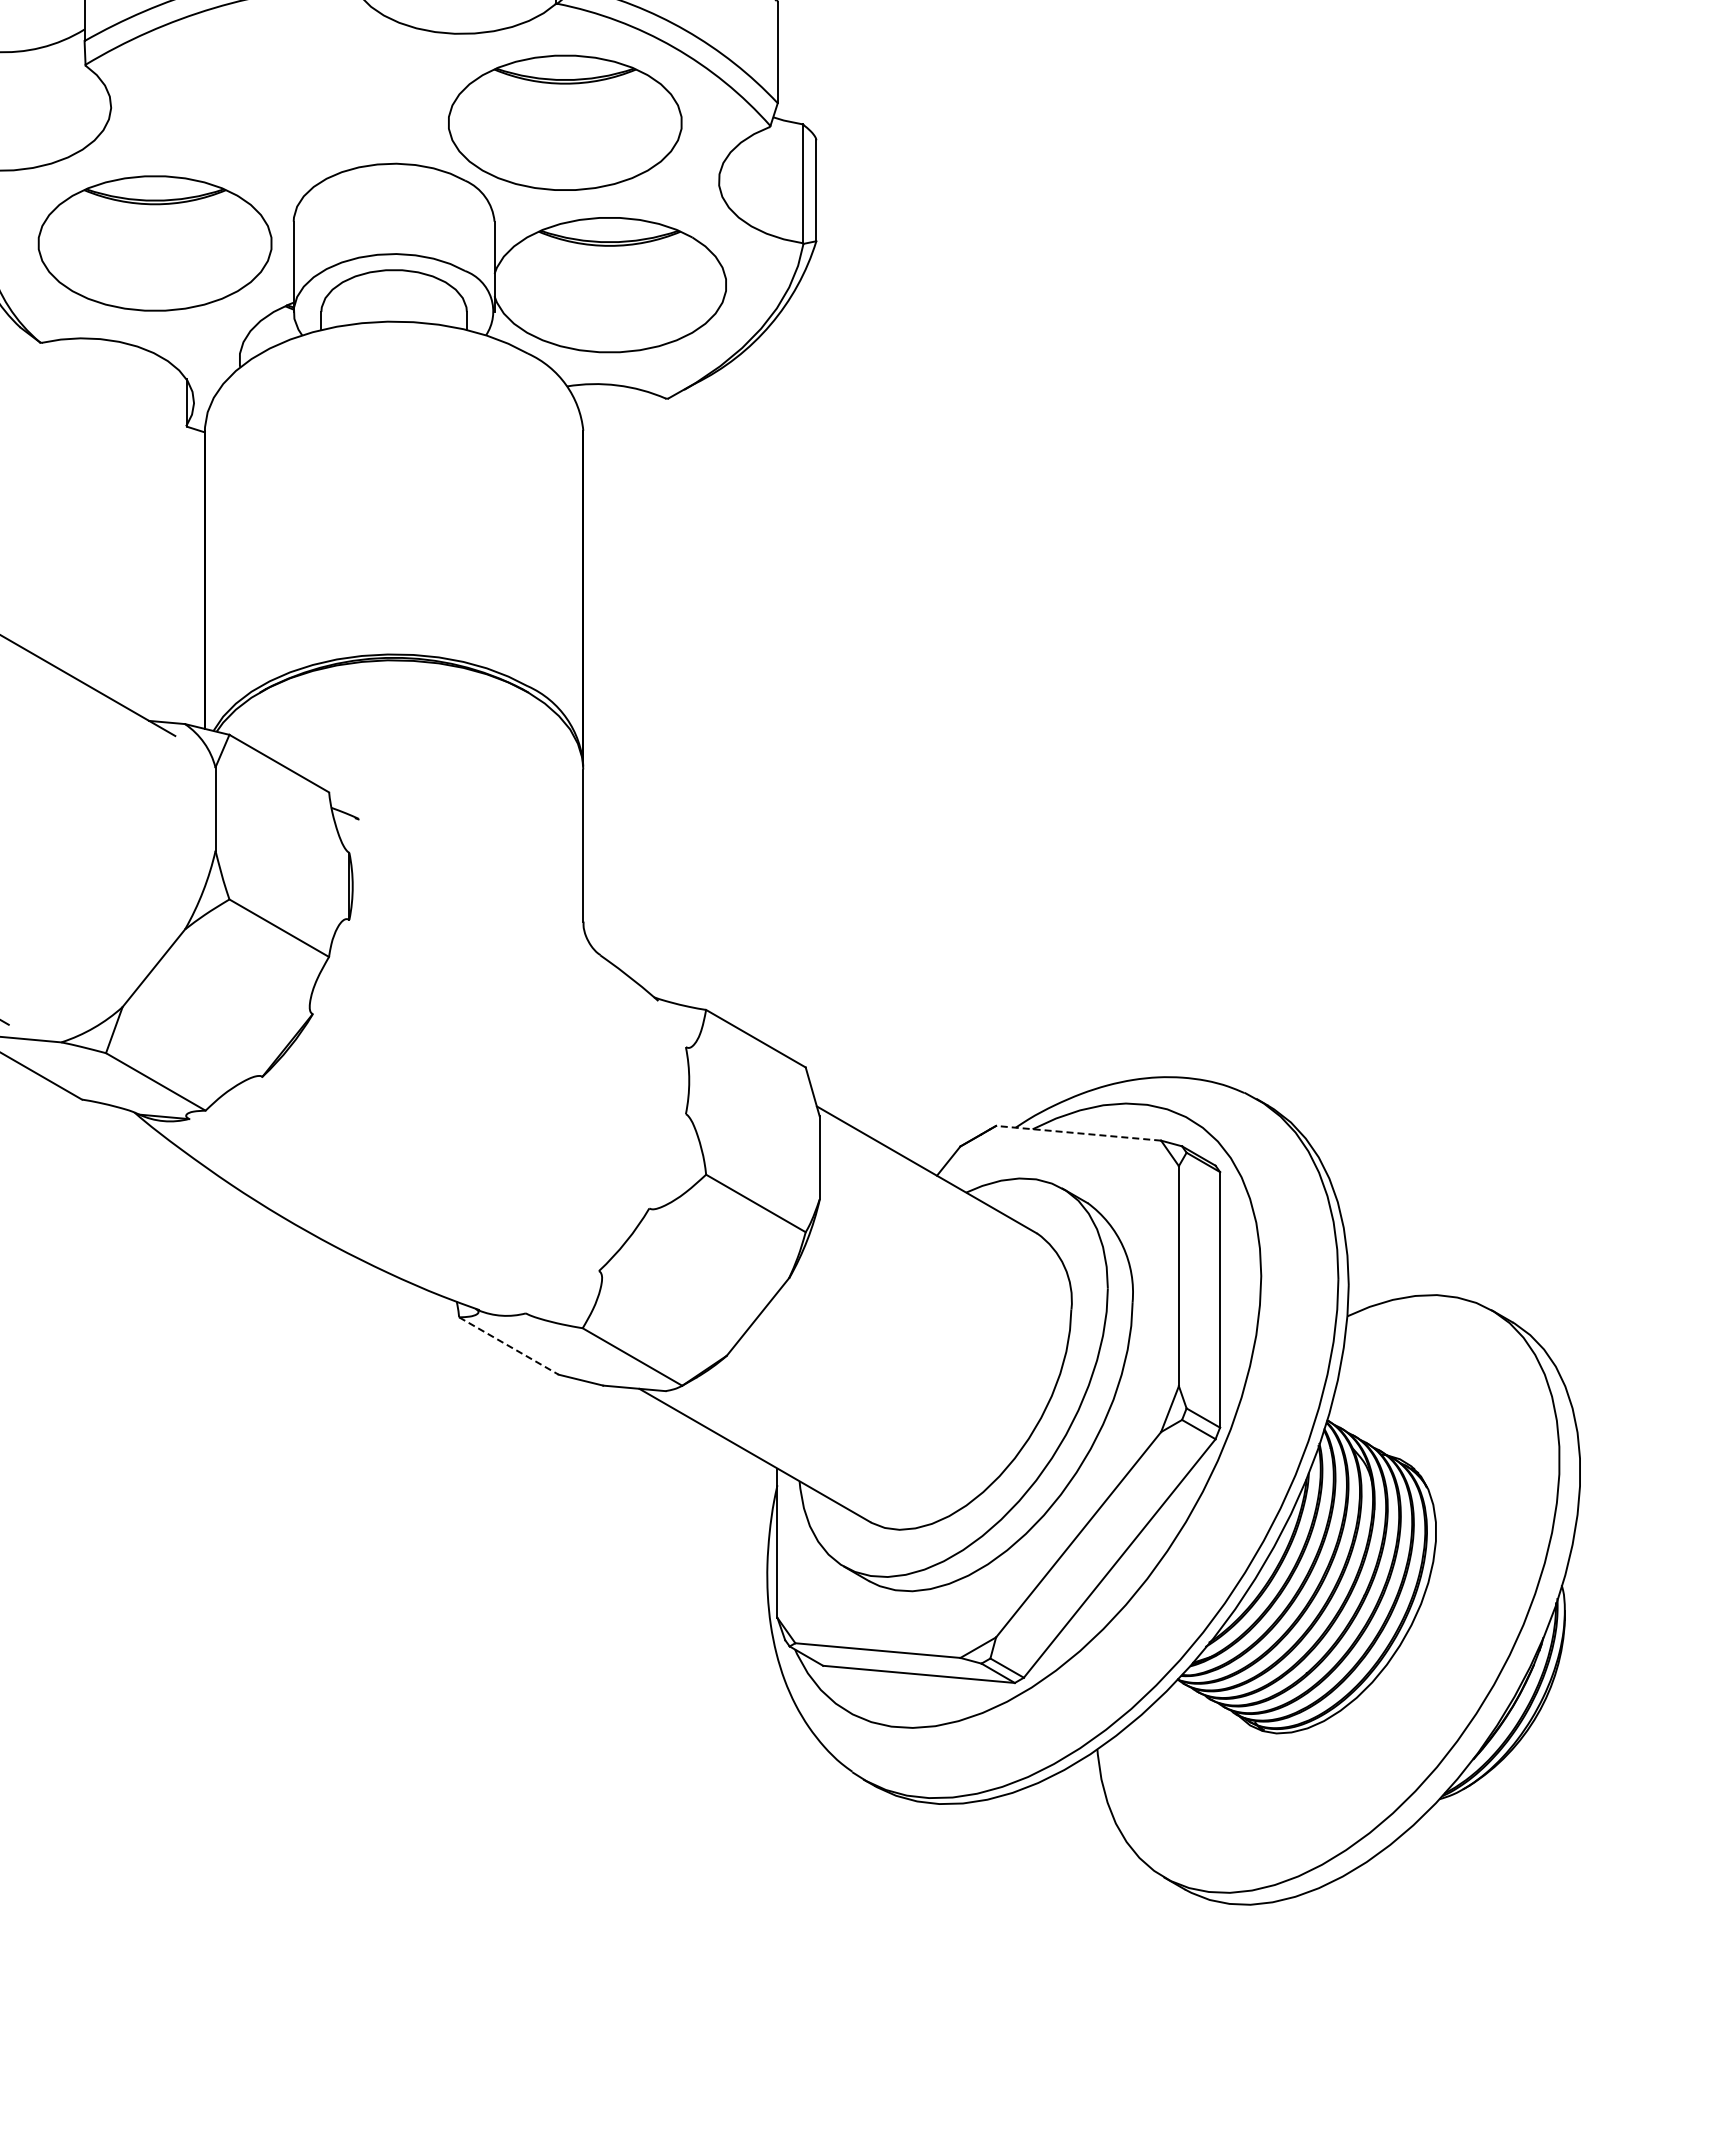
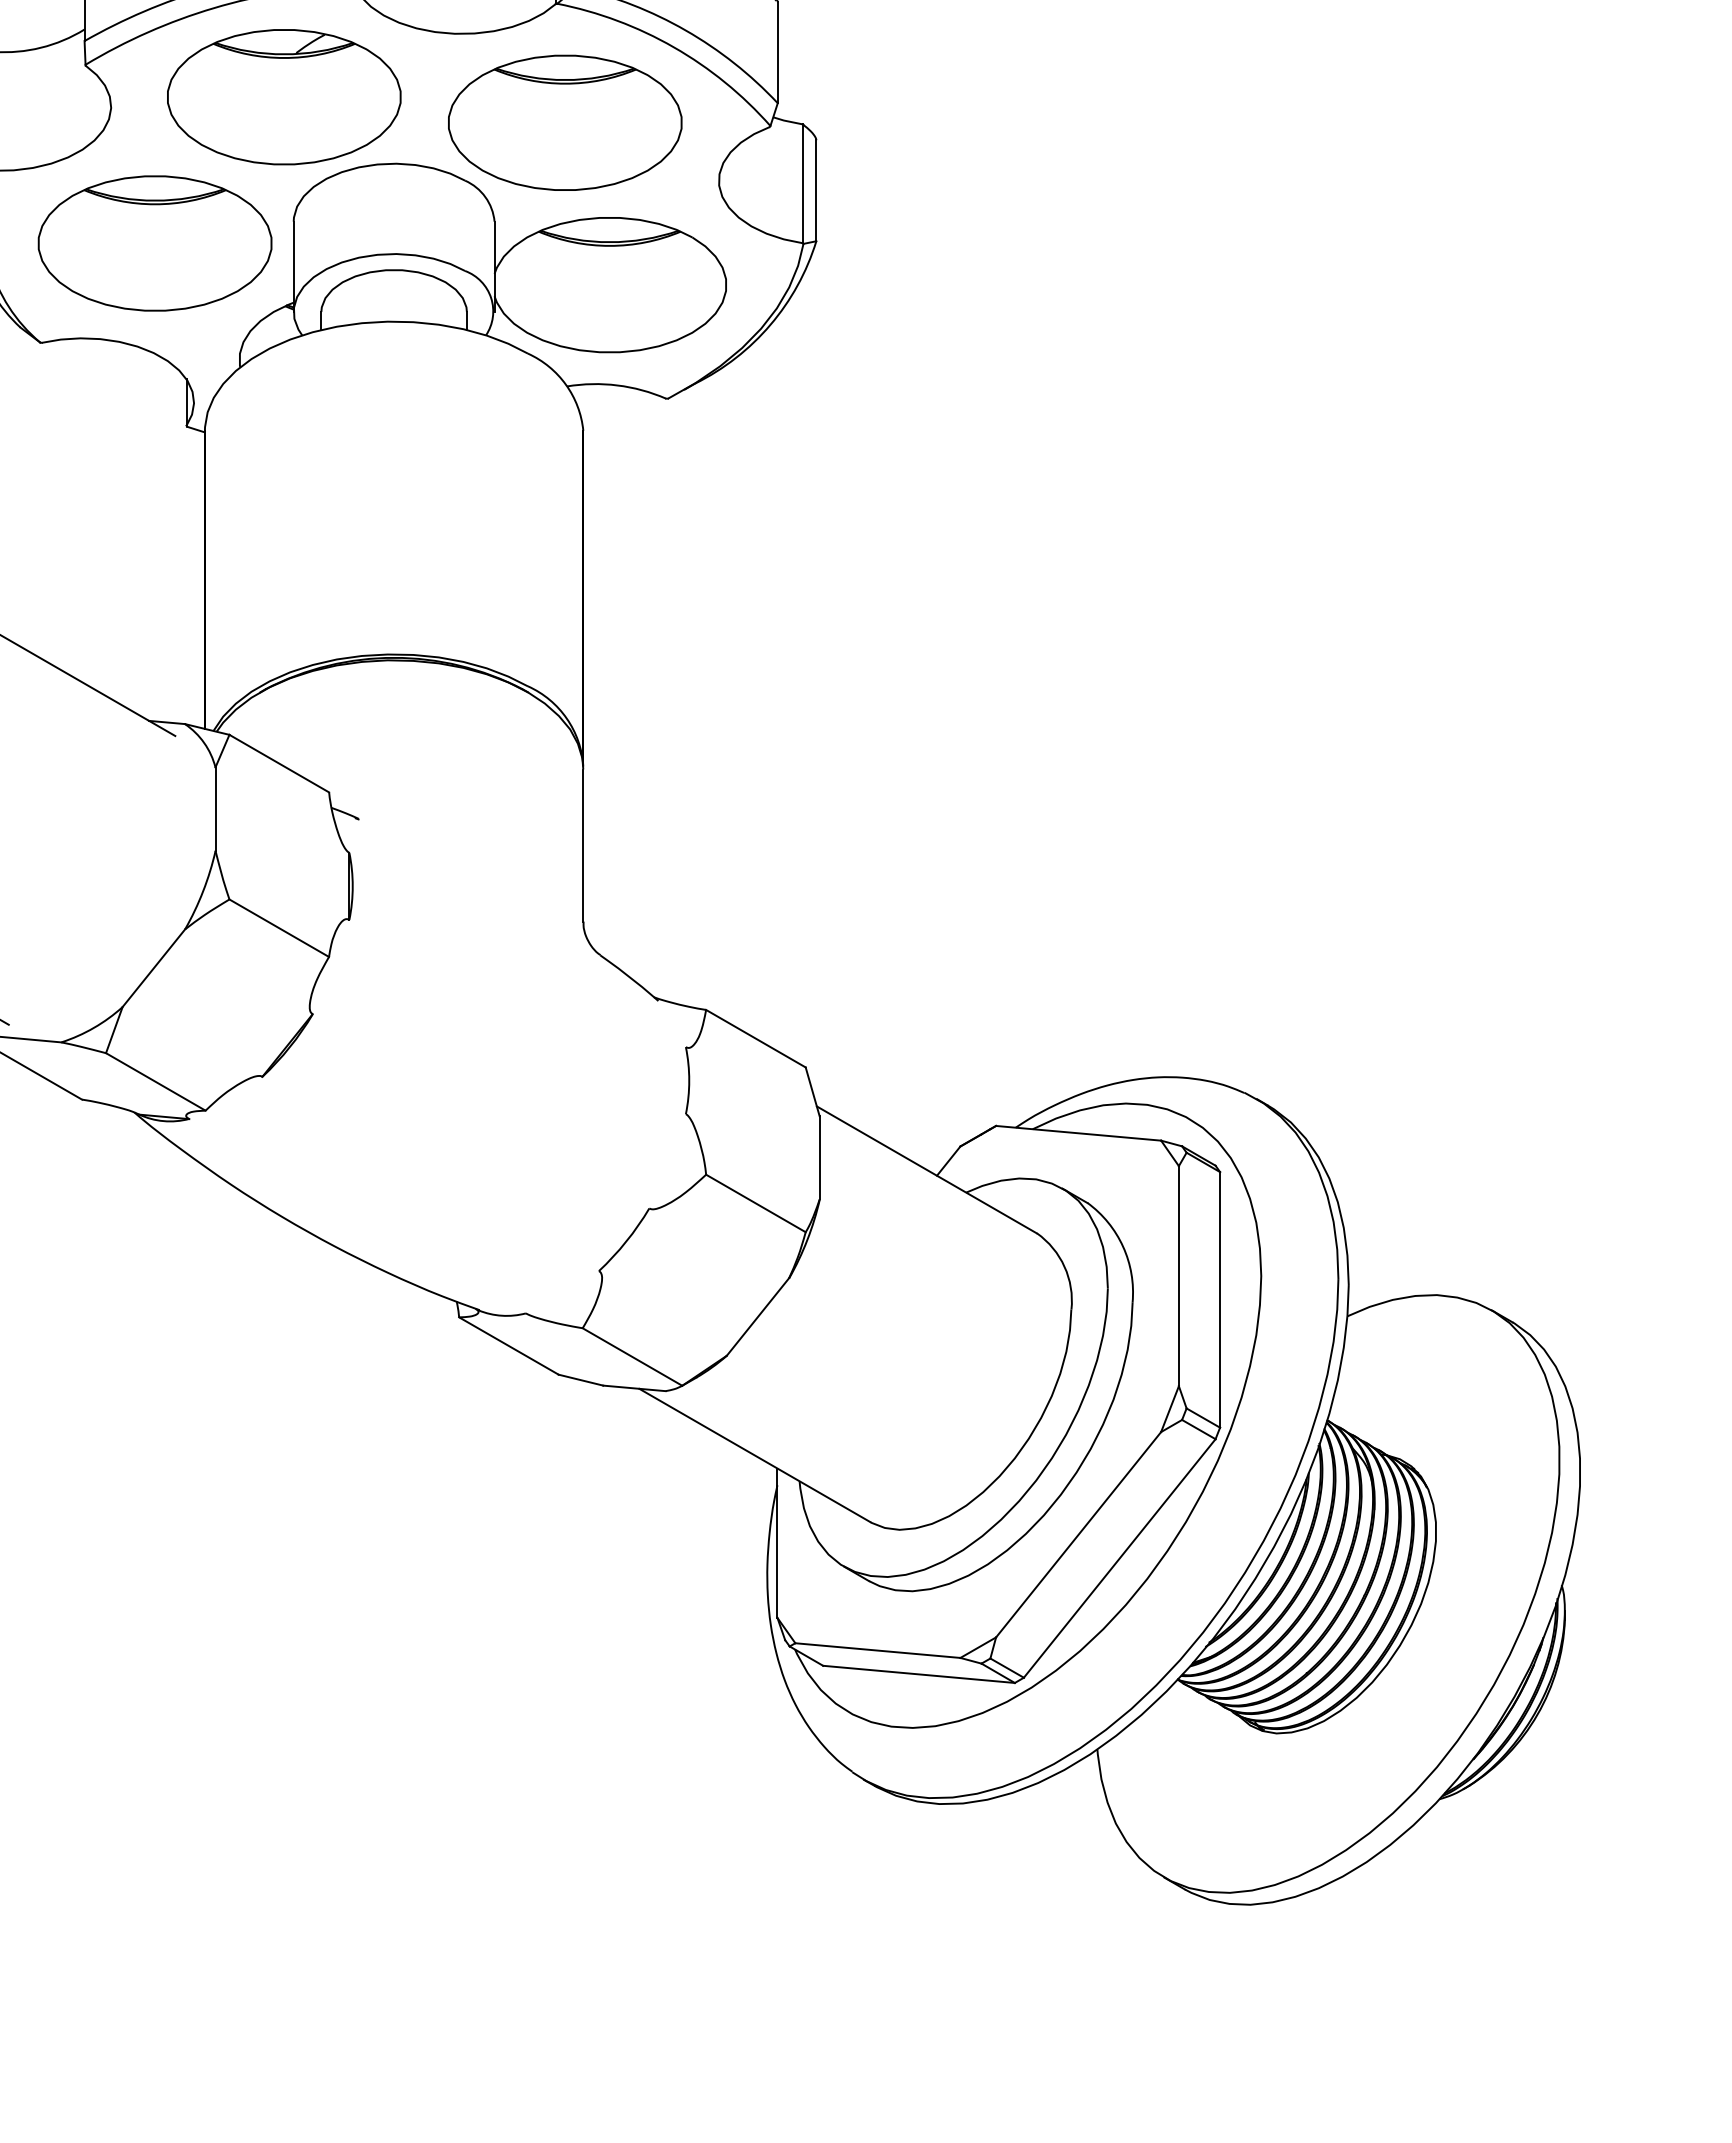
part: none -> present (284, 97)
line: dashed -> solid (1078, 1133)
line: dashed -> solid (509, 1346)
